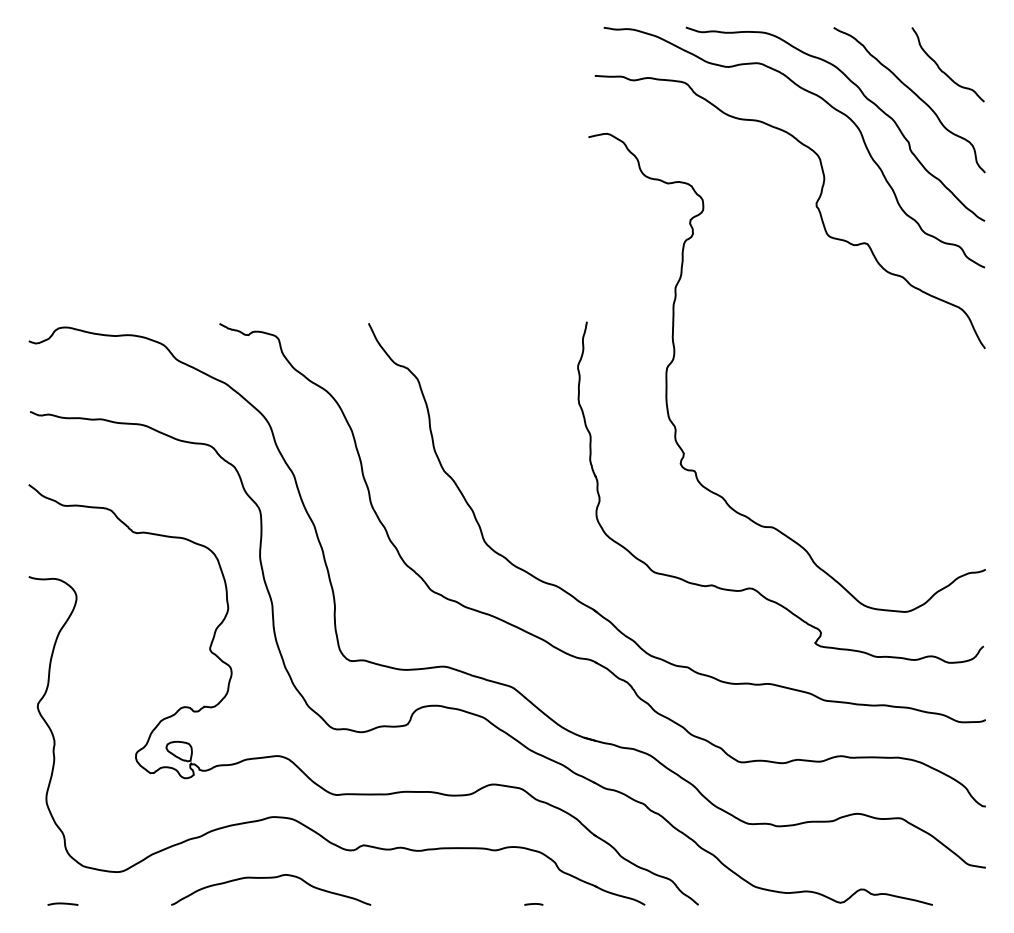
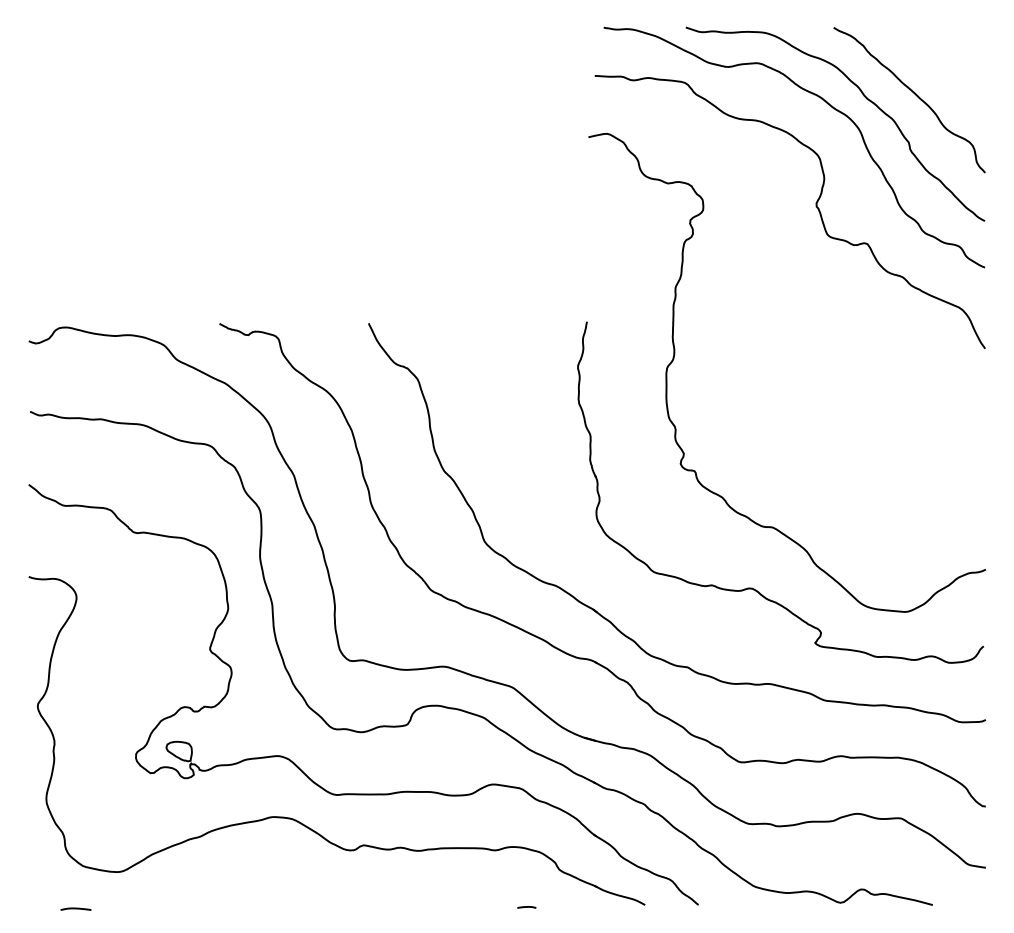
curve: present -> none (944, 71)
curve: present -> none (271, 878)
line position: (62, 903) -> (75, 908) (75, 908)
line position: (533, 904) -> (526, 907) (526, 907)
